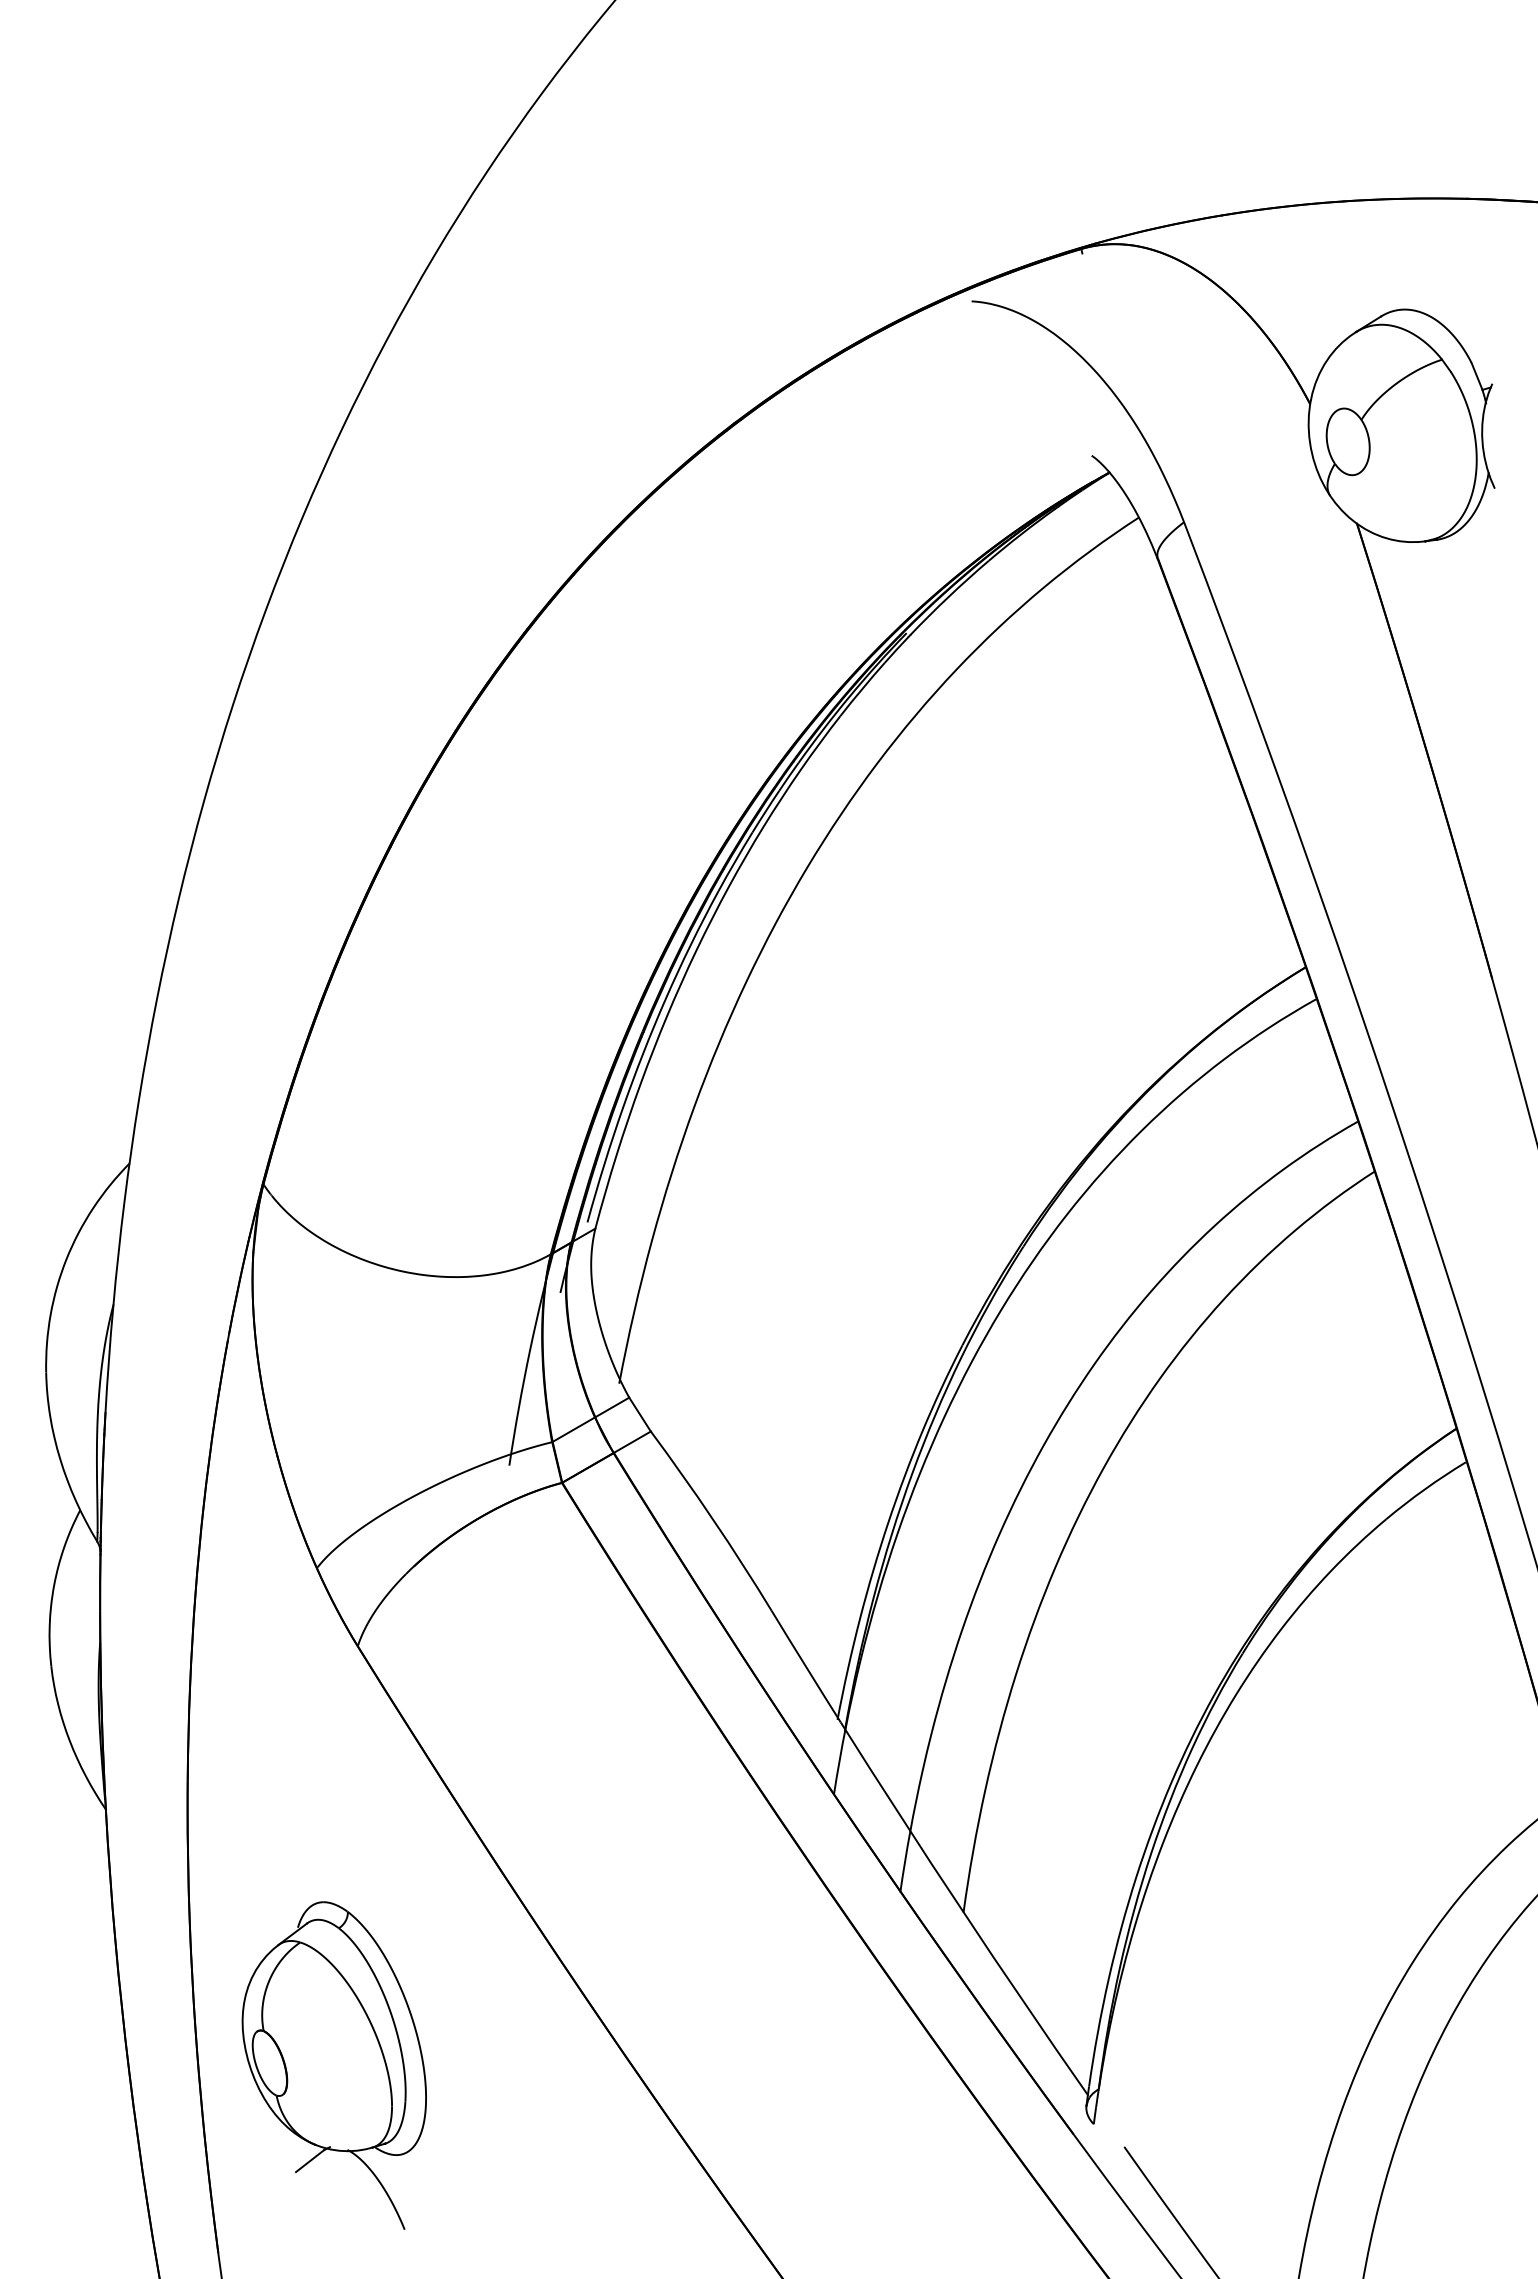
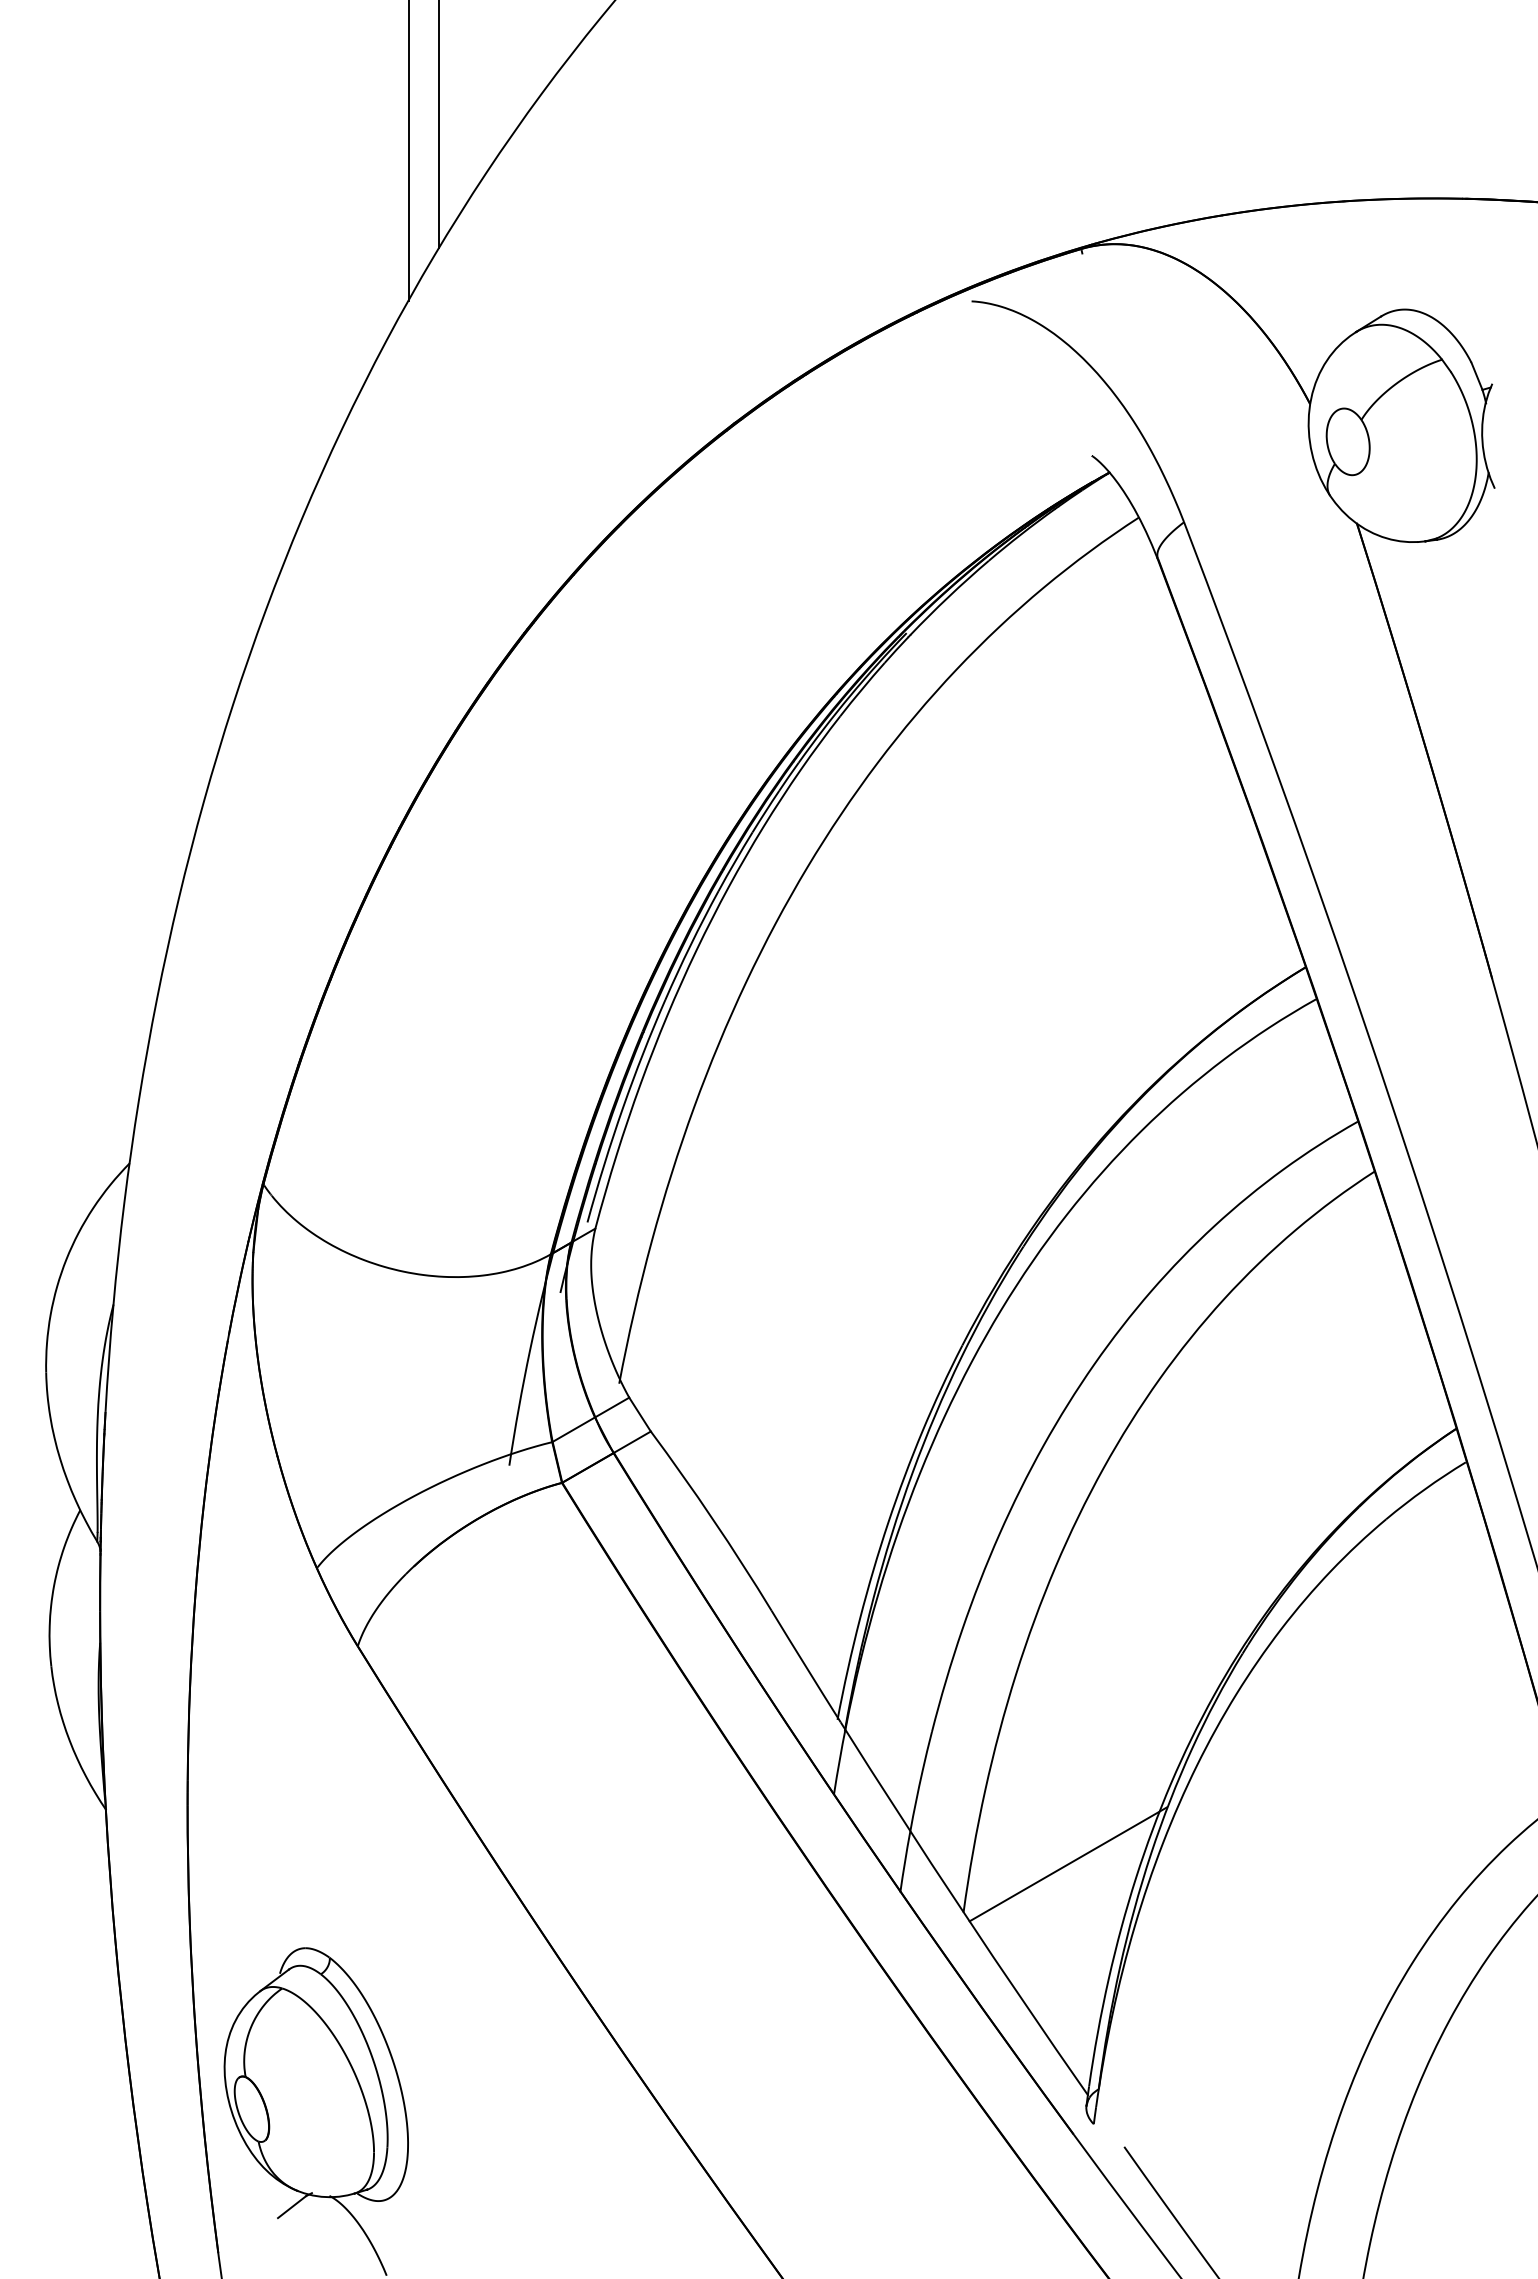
line: none -> present (439, 125)
line: none -> present (408, 151)
line: none -> present (1067, 1864)
part position: (333, 2065) -> (315, 2111) (315, 2111)
